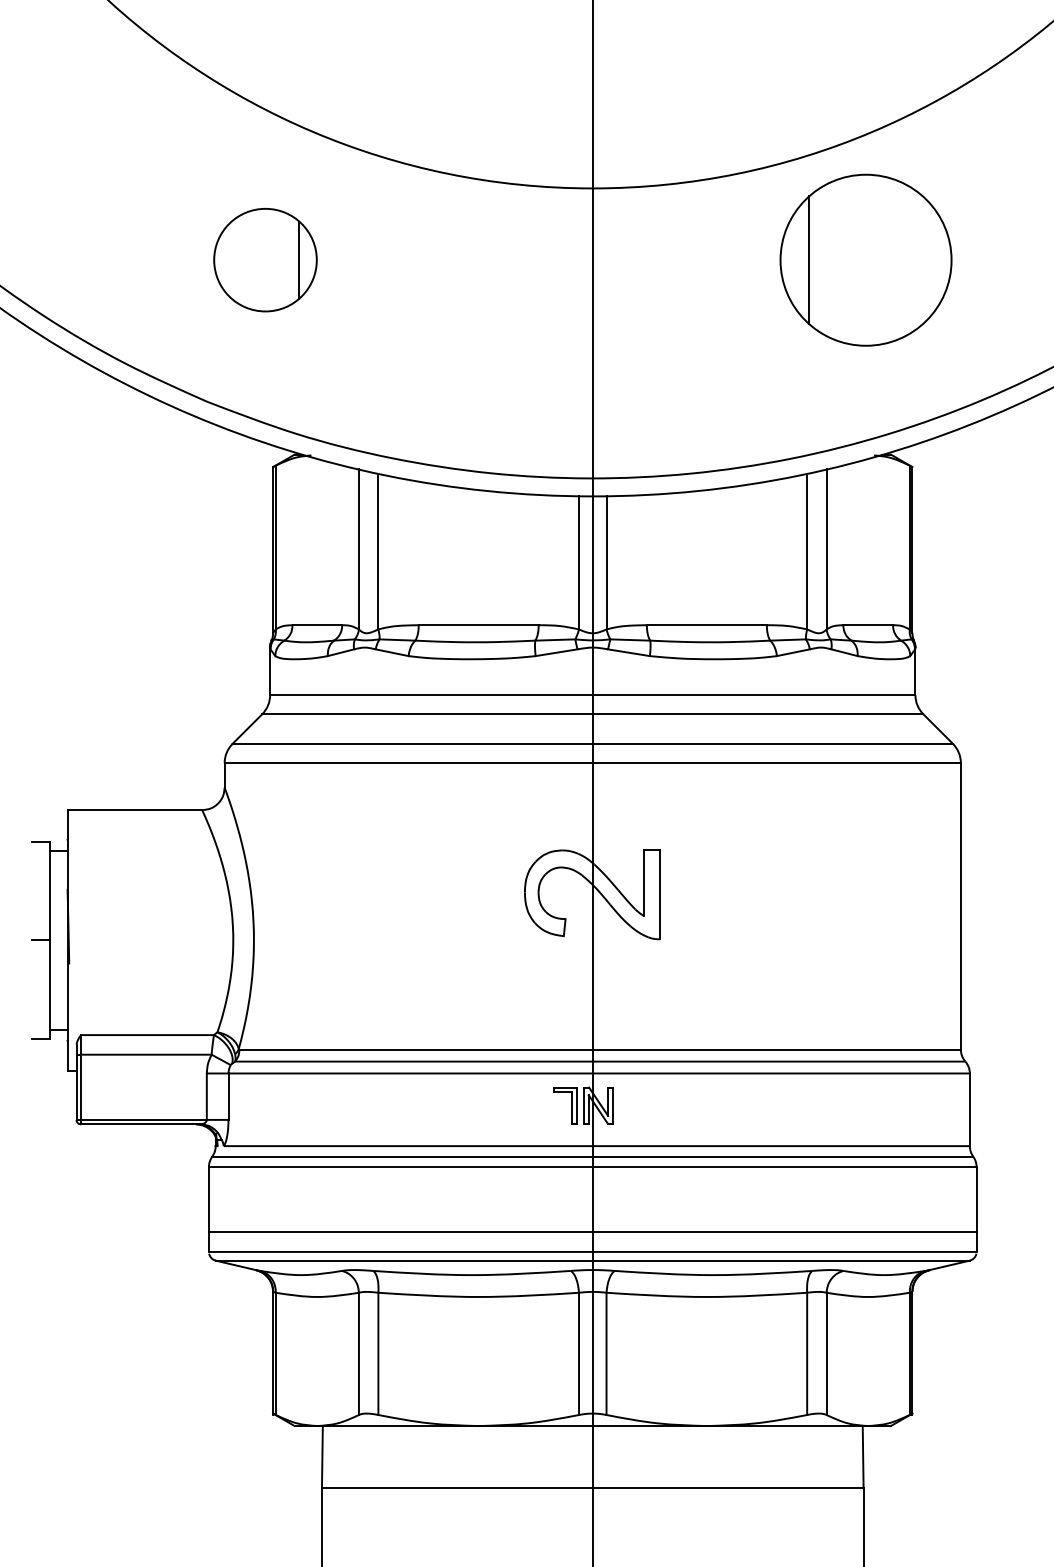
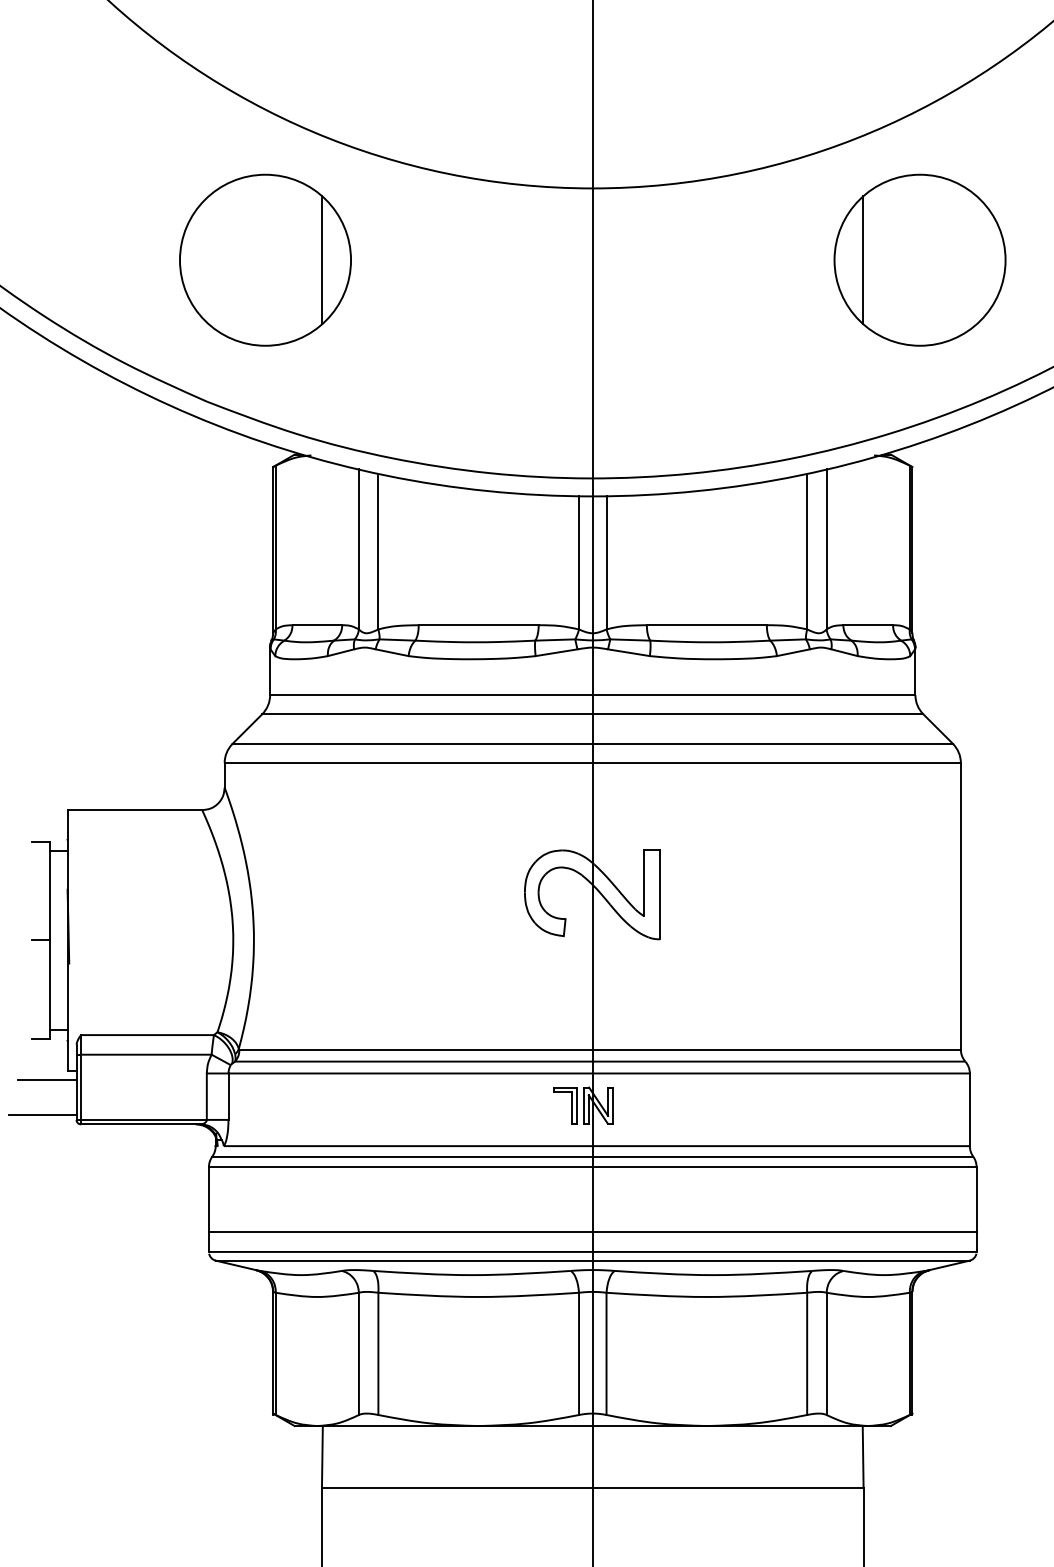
part position: (865, 259) -> (919, 259) (919, 259)
part size: 105x105 px -> 173x174 px (265, 259)
line: none -> present (47, 1079)
line: none -> present (42, 1115)
